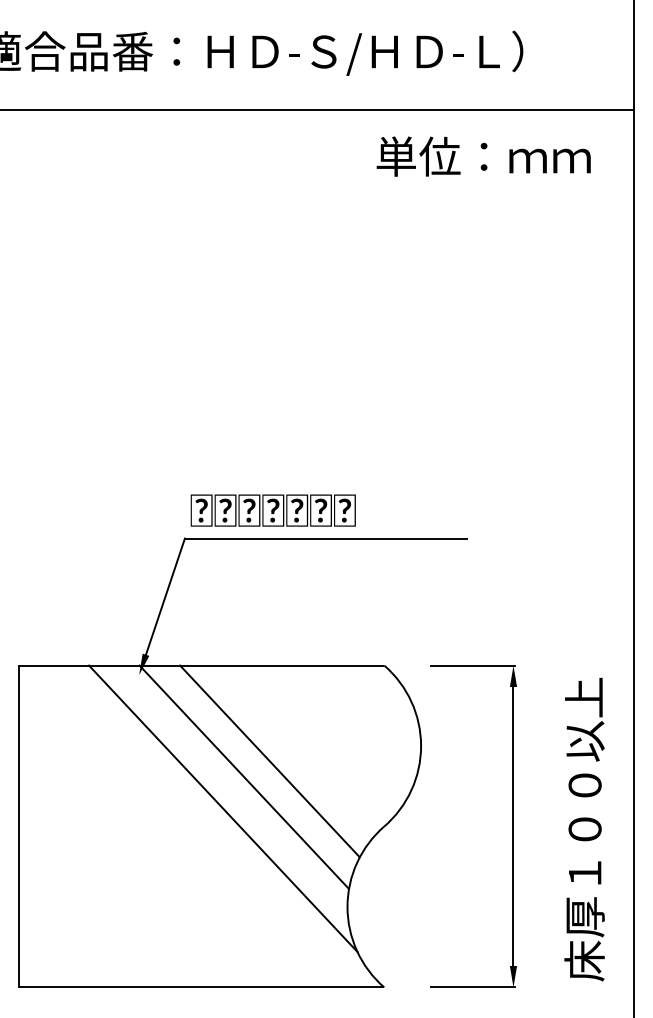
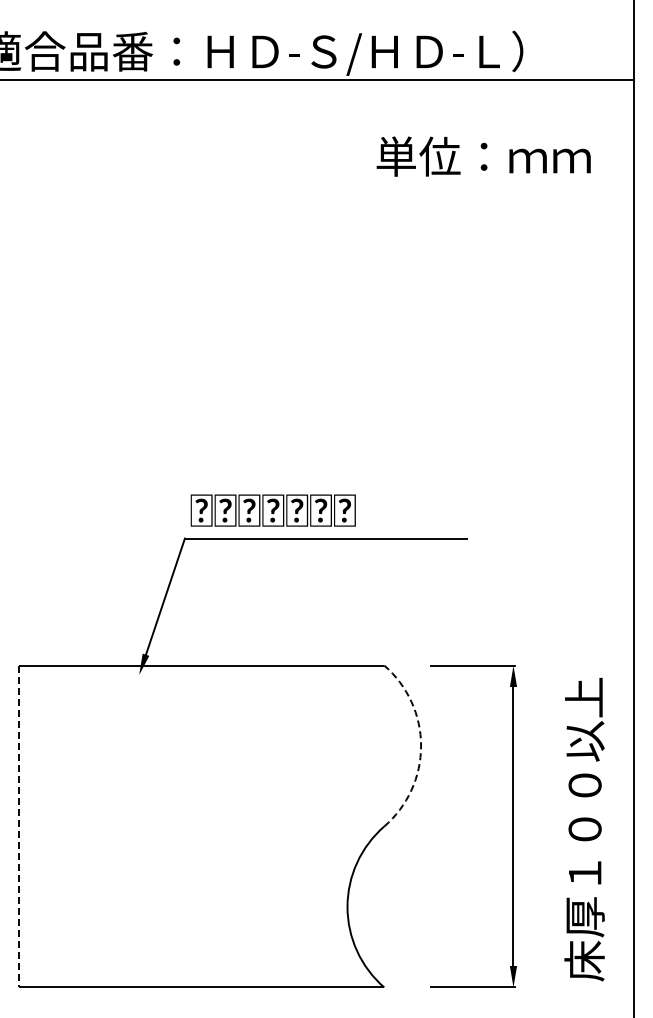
line position: (317, 109) -> (317, 79) (317, 79)
arc: solid -> dashed (421, 746)
line: present -> none (269, 761)
line: present -> none (244, 777)
line: present -> none (223, 808)
line: solid -> dashed (19, 826)
